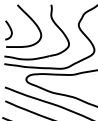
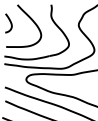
curve position: (10, 30) -> (10, 23) (10, 23)
